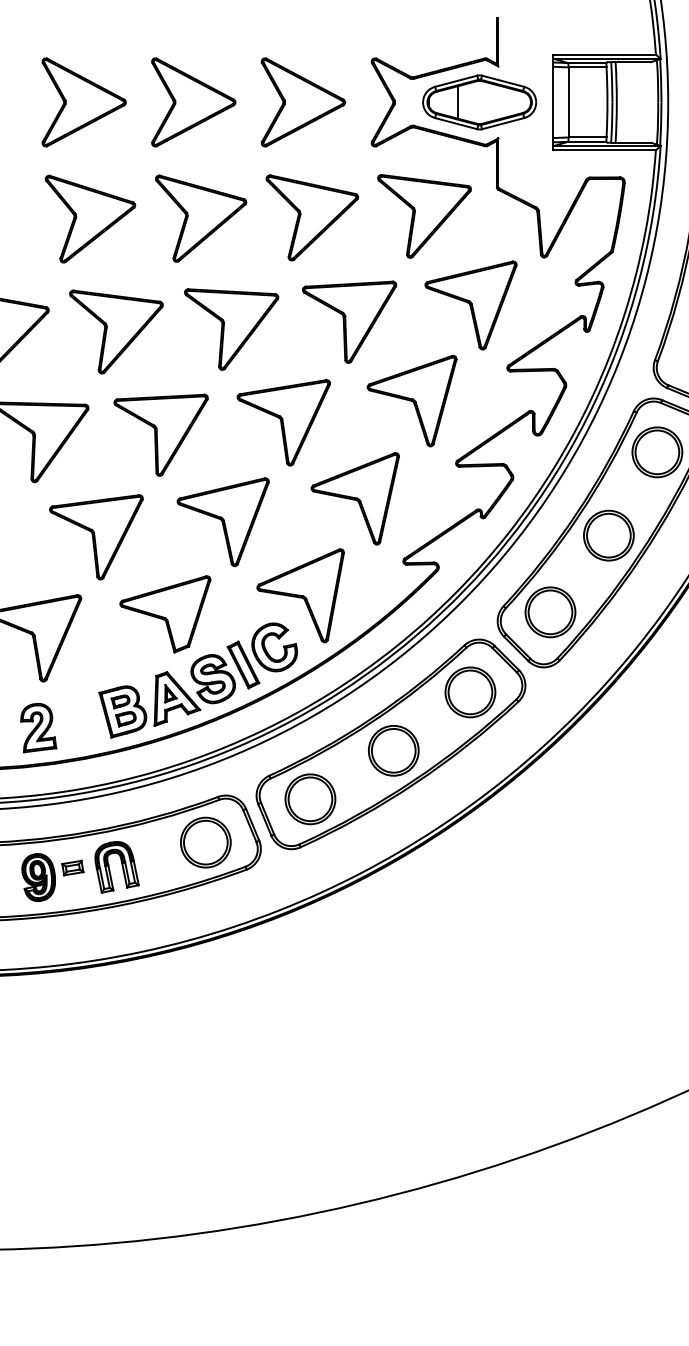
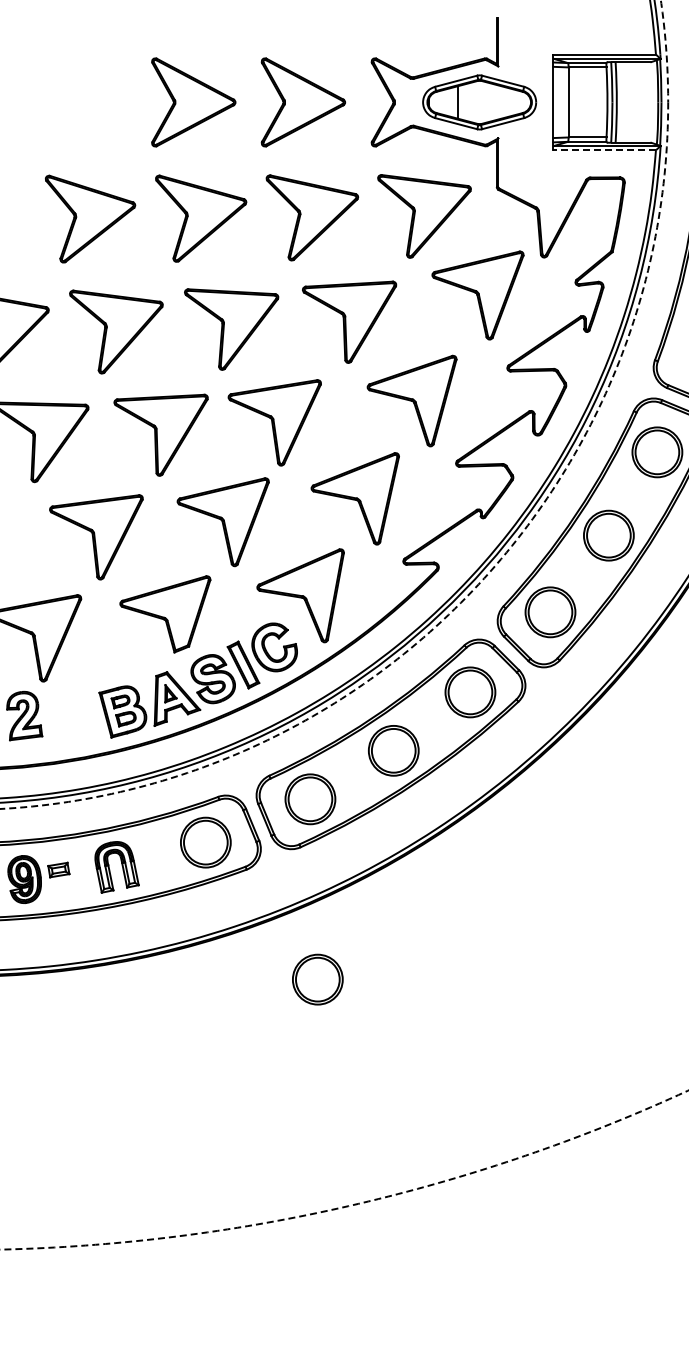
part: present -> none (83, 102)
line: solid -> dashed (604, 150)
part position: (470, 305) -> (477, 295) (477, 295)
circle: solid -> dashed (334, 404)
part position: (283, 422) -> (274, 422) (274, 422)
part position: (38, 728) -> (24, 716) (24, 716)
part position: (52, 877) -> (38, 879) (38, 879)
part: none -> present (317, 979)
arc: solid -> dashed (356, 1204)
